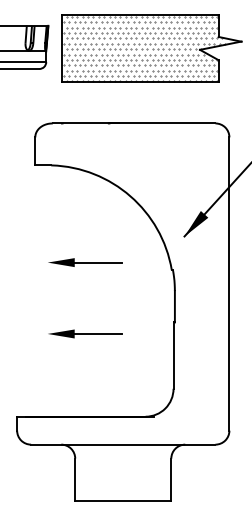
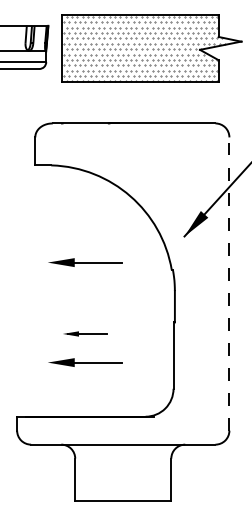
line: solid -> dashed (229, 284)
part size: 75x10 px -> 45x6 px (85, 333)
part: none -> present (85, 362)
